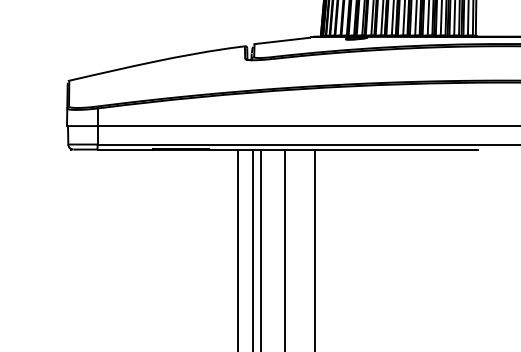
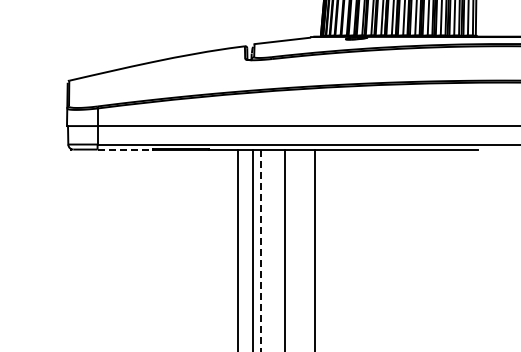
line: solid -> dashed (125, 149)
line: solid -> dashed (260, 250)
